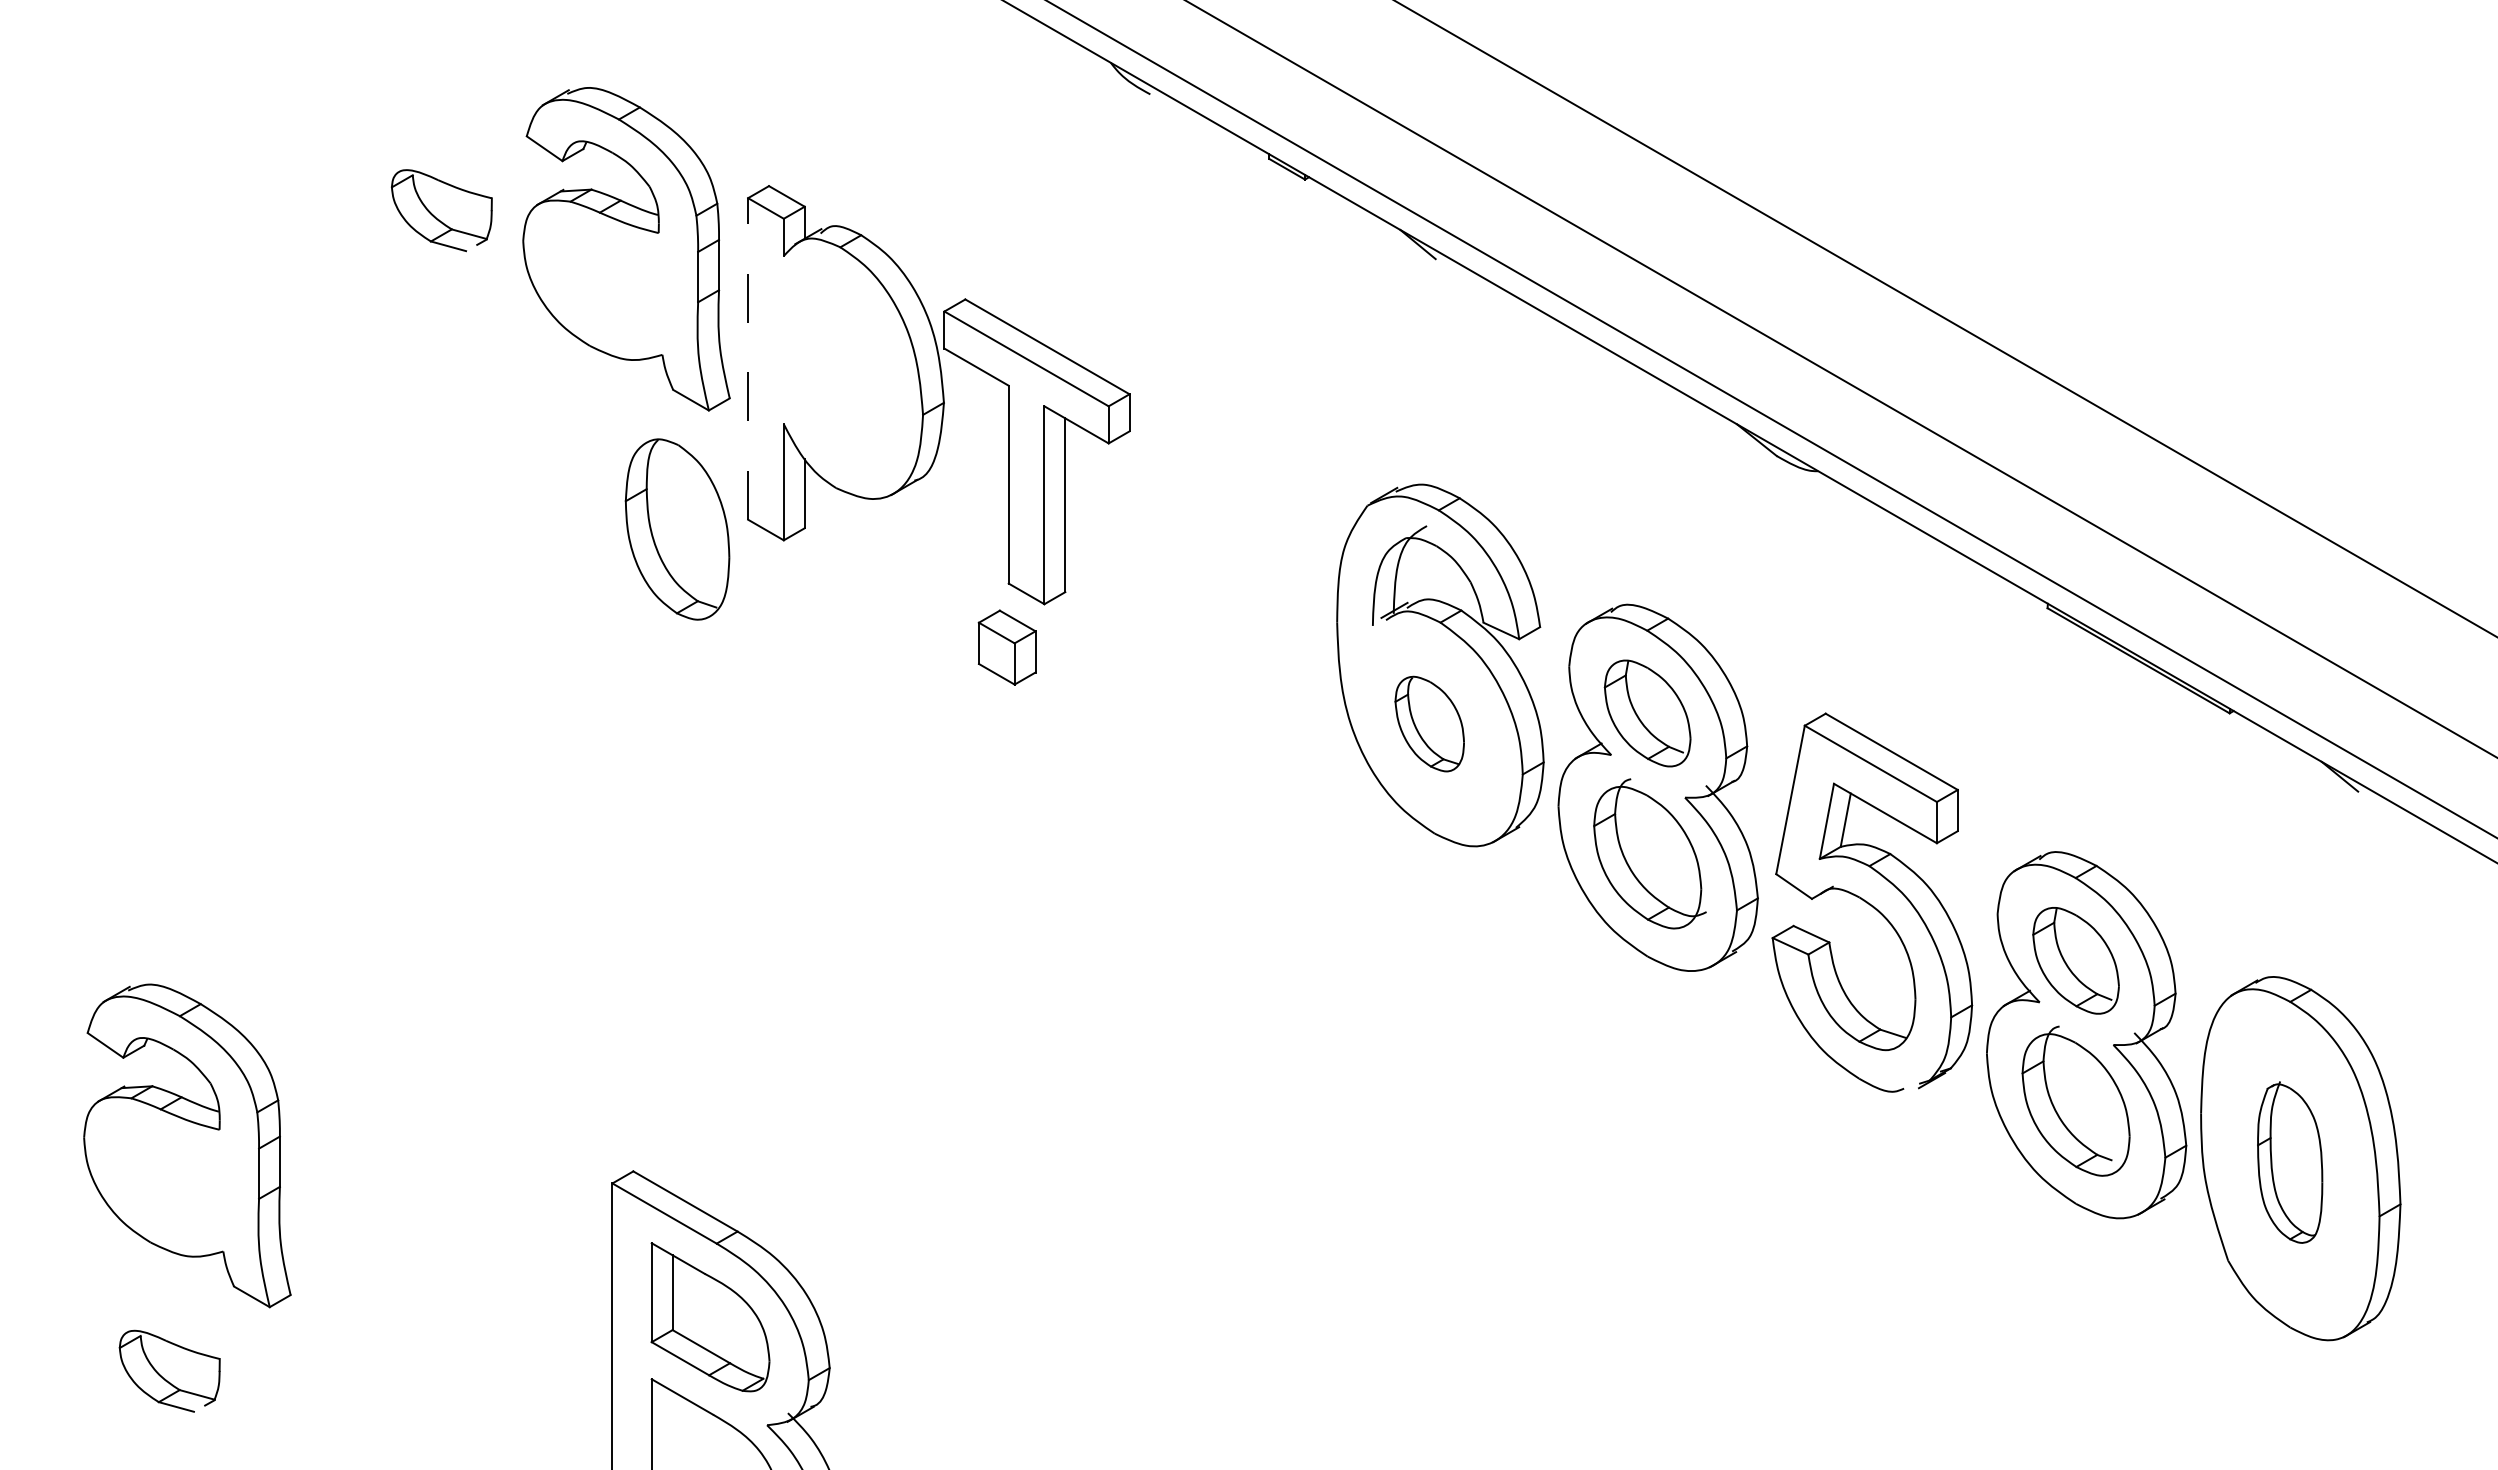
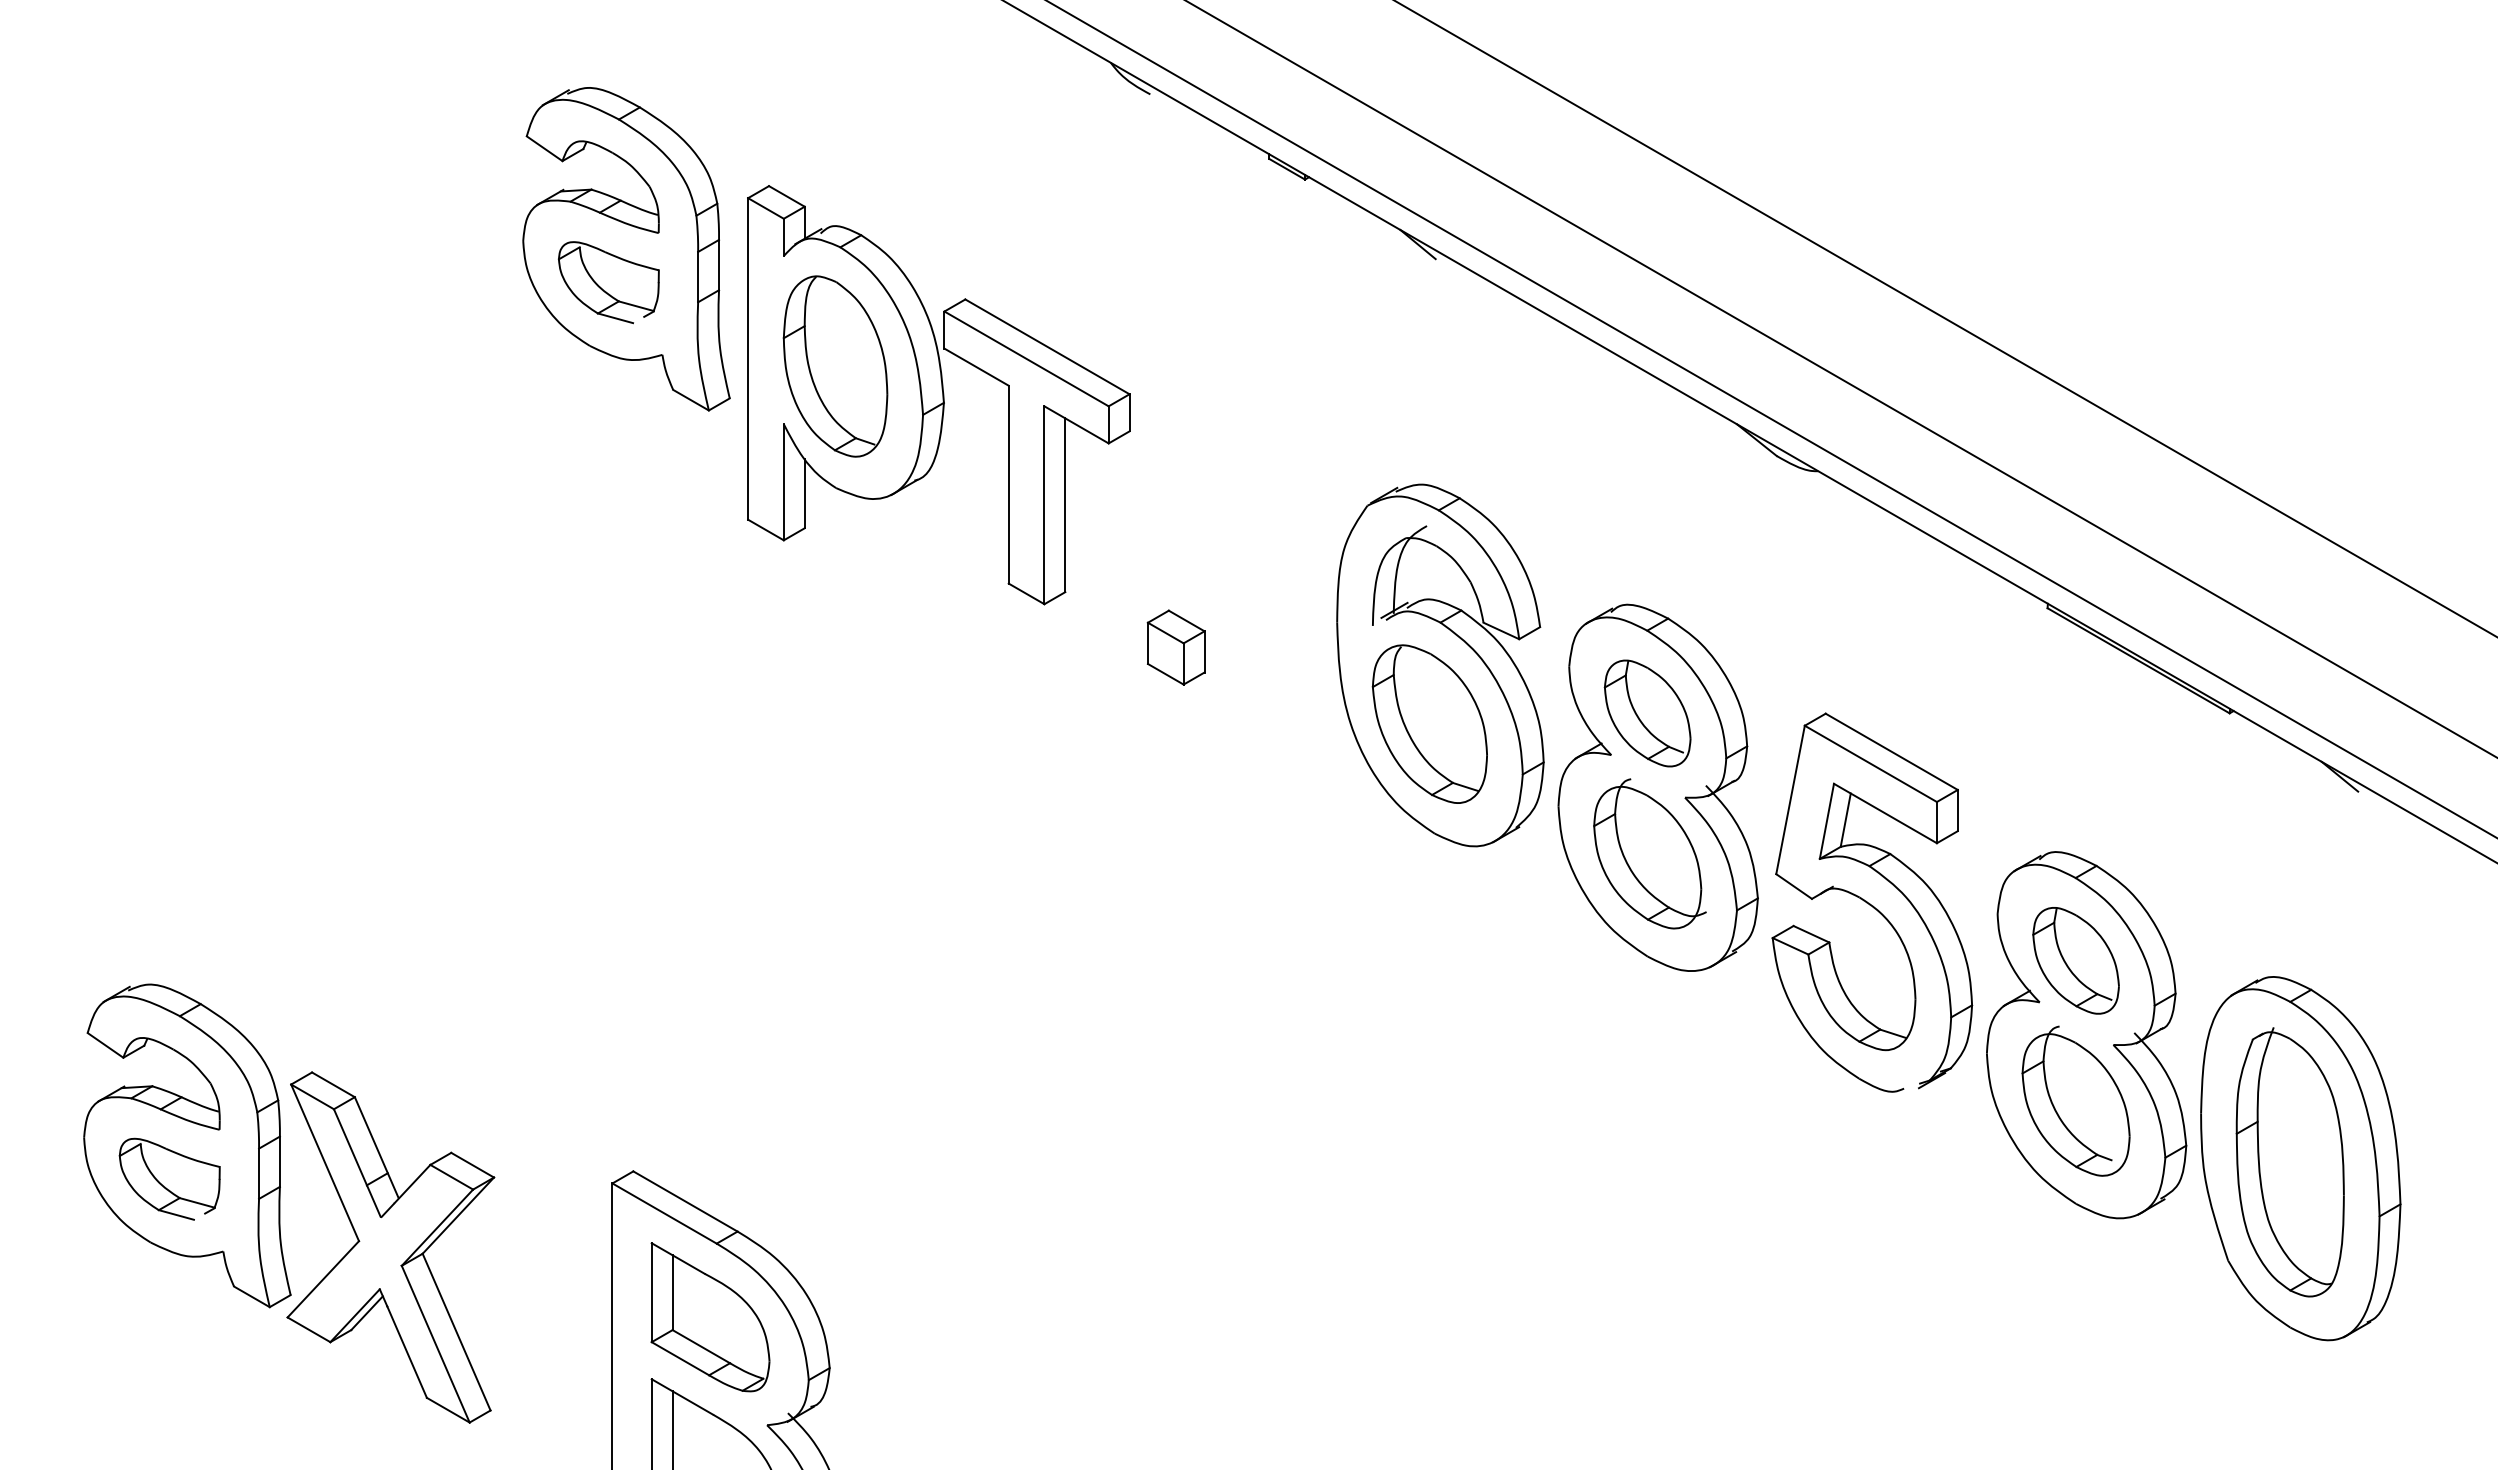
part position: (441, 210) -> (608, 282) (608, 282)
line: dashed -> solid (748, 358)
part position: (677, 529) -> (835, 366) (835, 366)
part position: (1006, 647) -> (1175, 647) (1175, 647)
part size: 71x98 px -> 117x160 px (1429, 723)
part size: 67x163 px -> 110x271 px (2289, 1162)
part: none -> present (390, 1247)
part position: (169, 1370) -> (169, 1178) (169, 1178)
line: none -> present (672, 1428)
